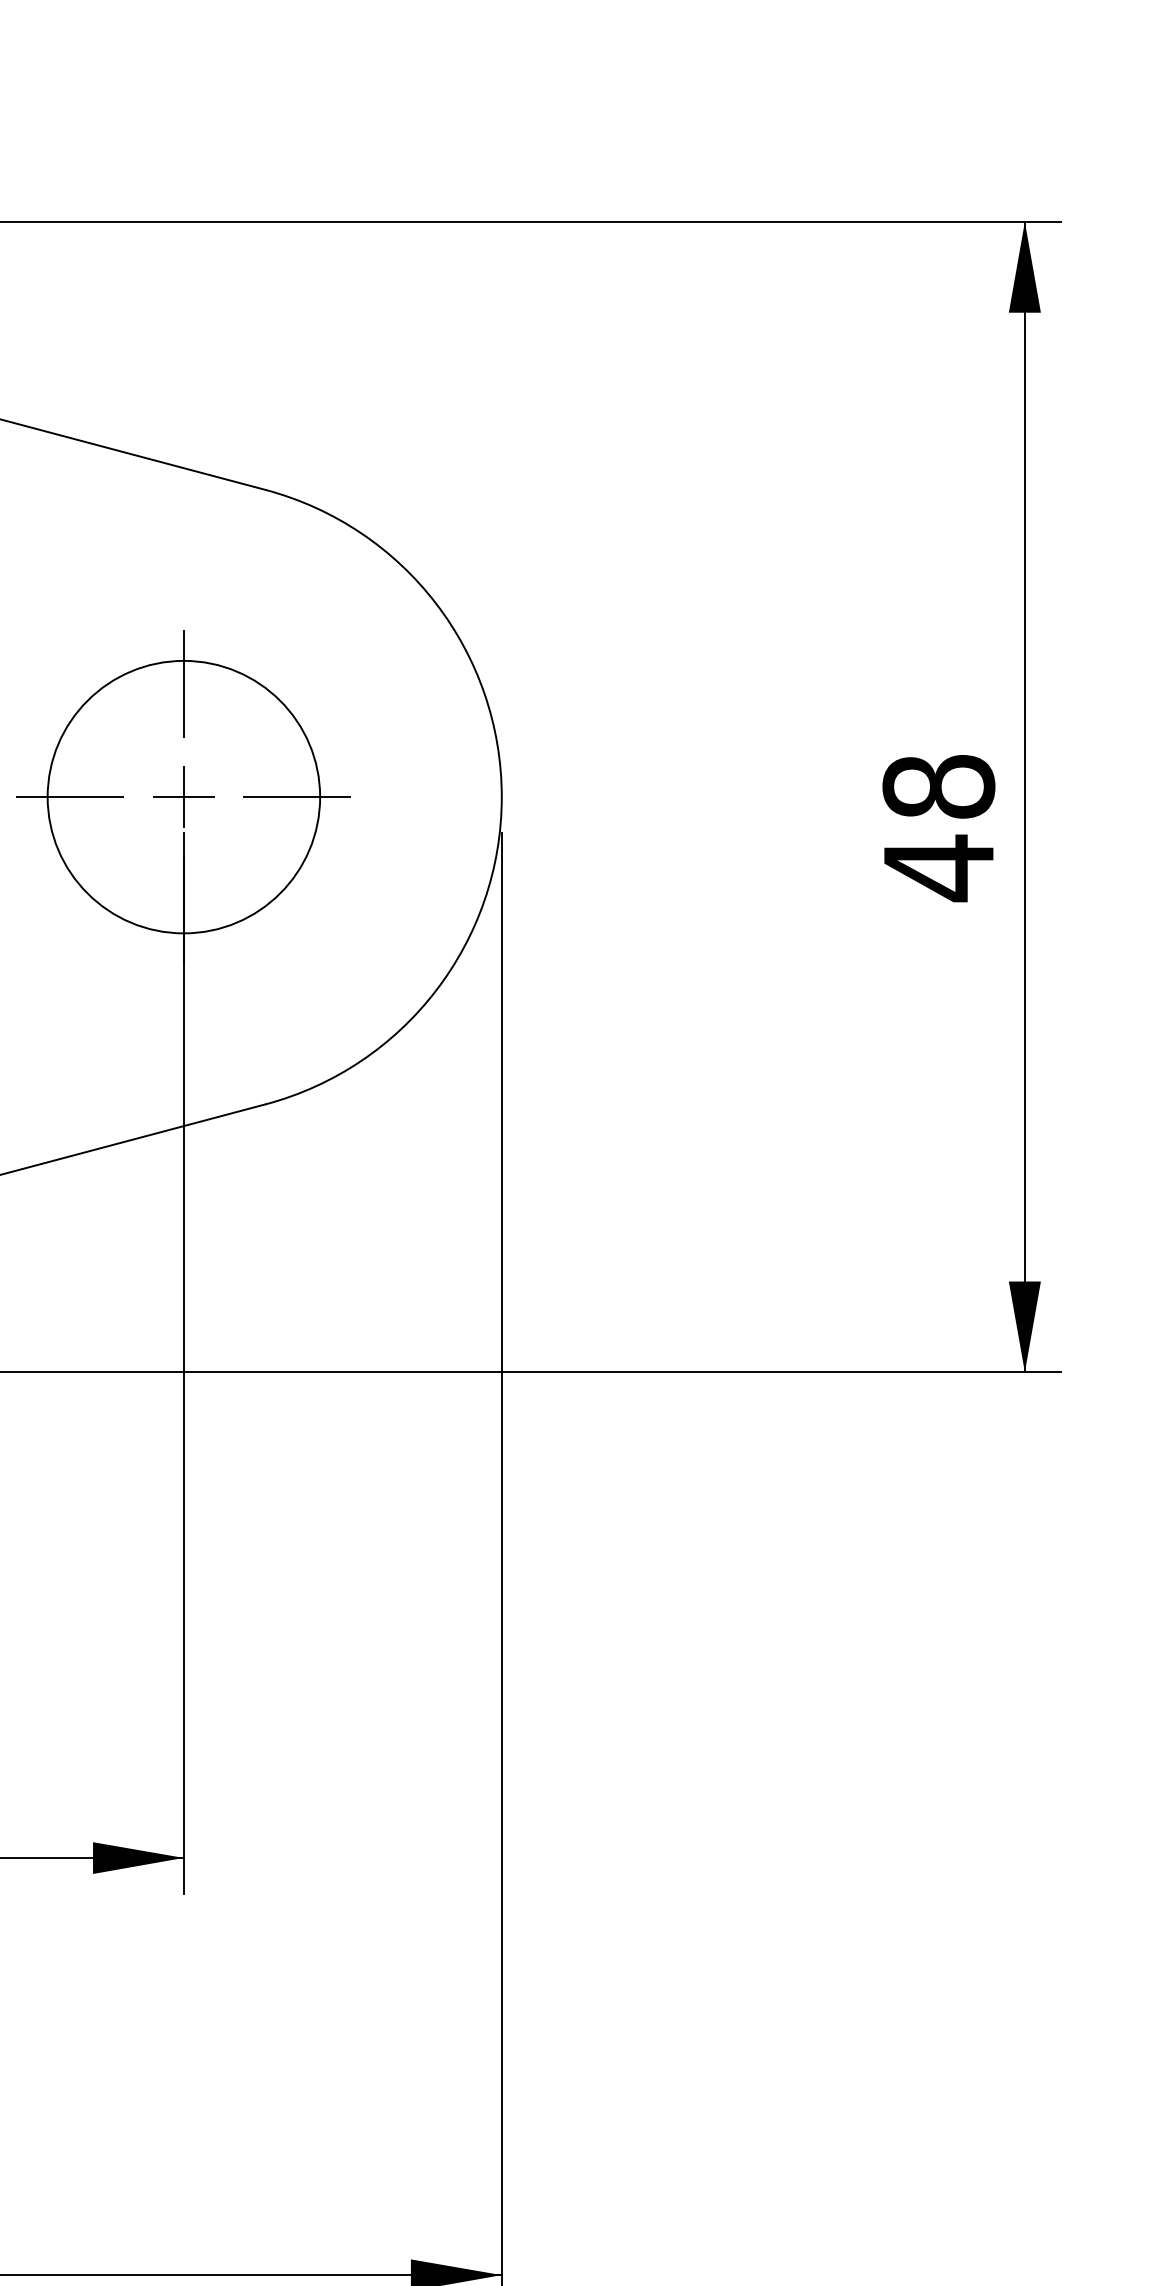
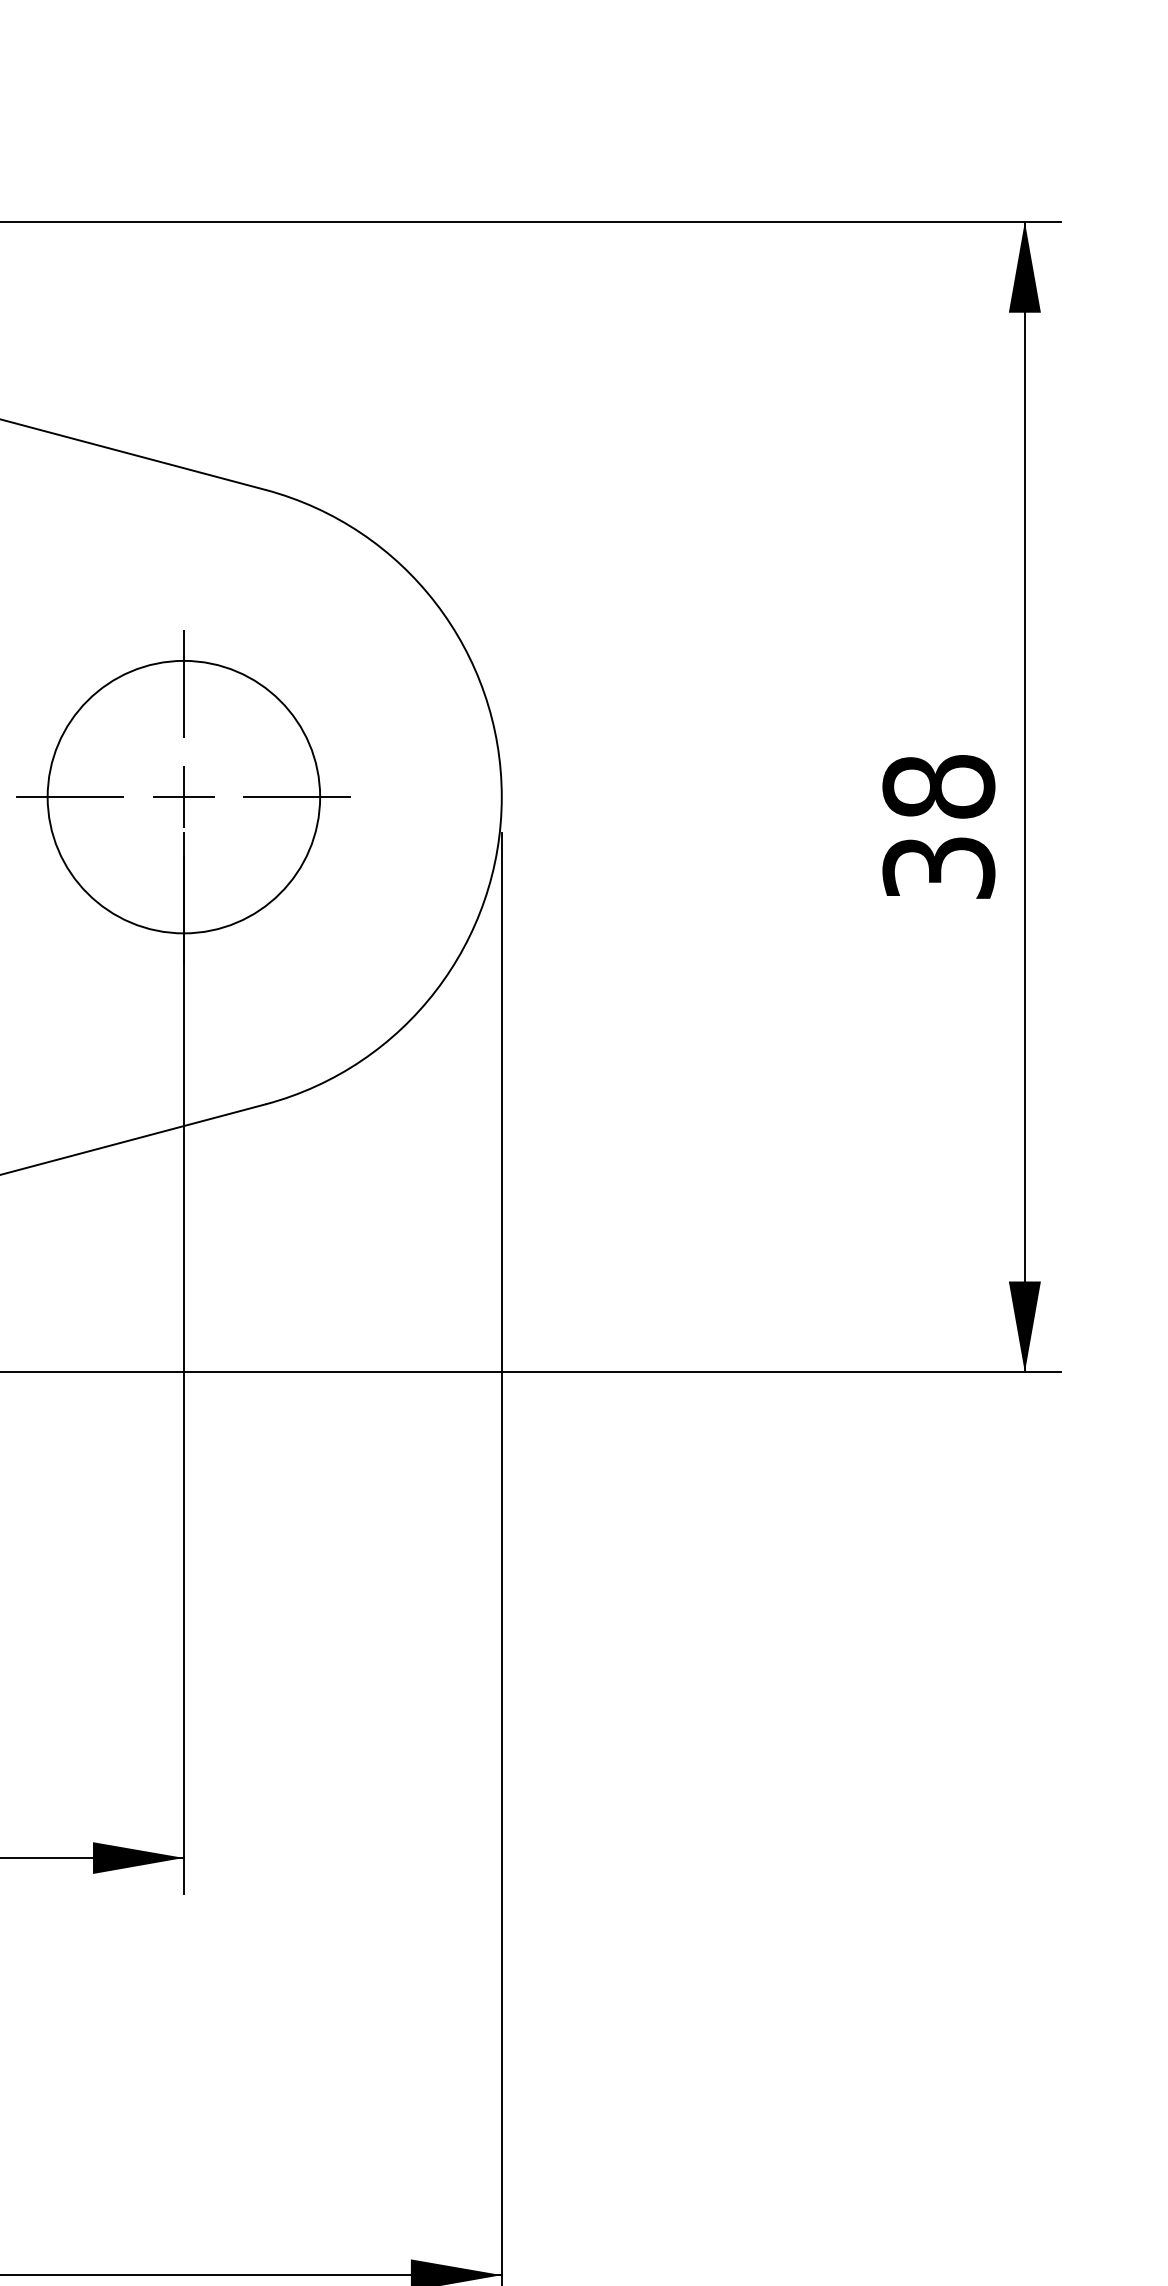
text: 48 -> 38 (938, 868)
